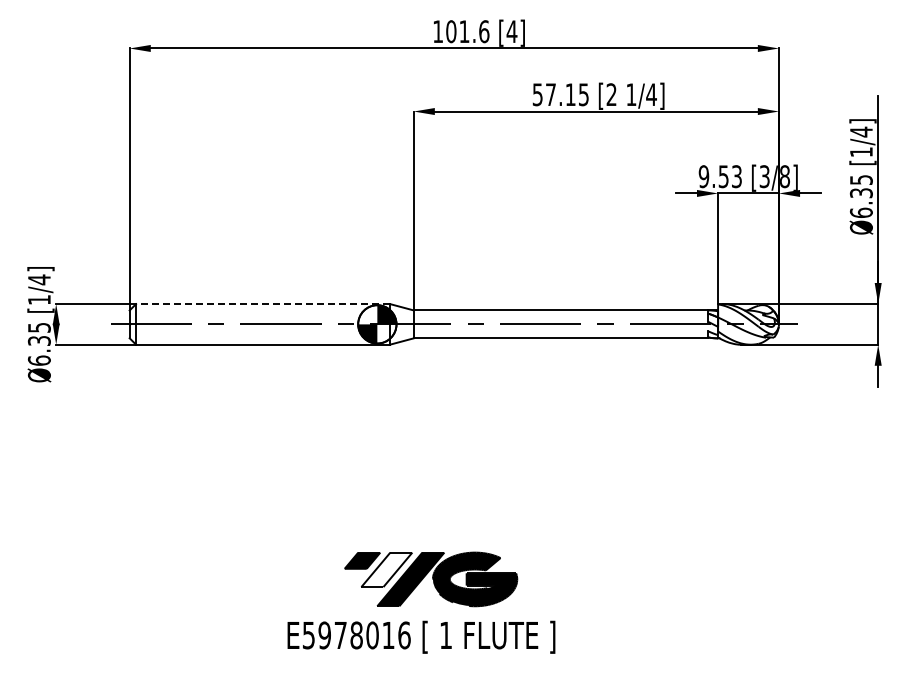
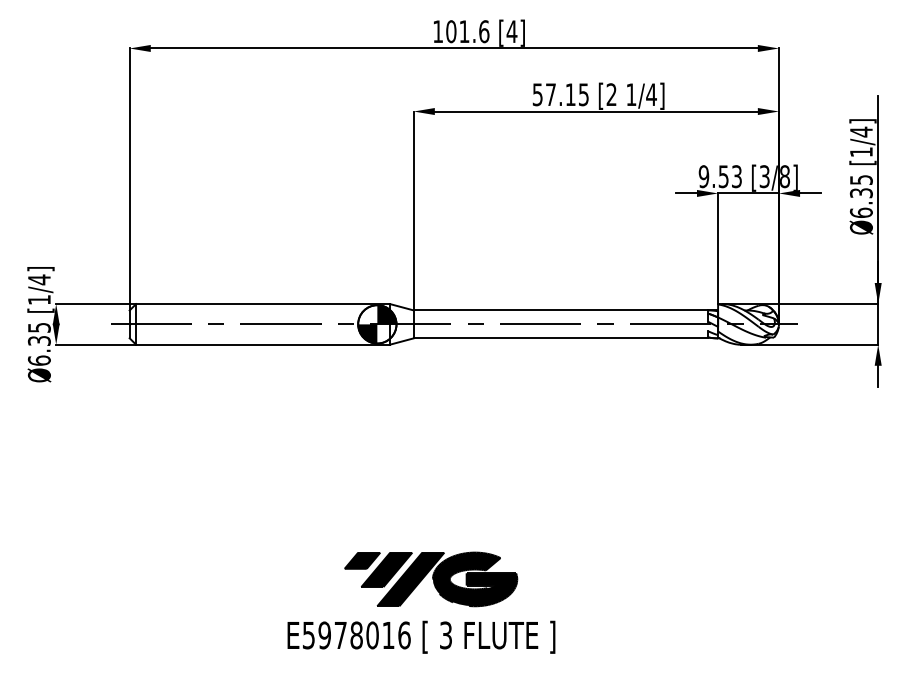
line: dashed -> solid (262, 304)
fill: none -> present (386, 569)
text: 1 -> 3 (445, 635)
